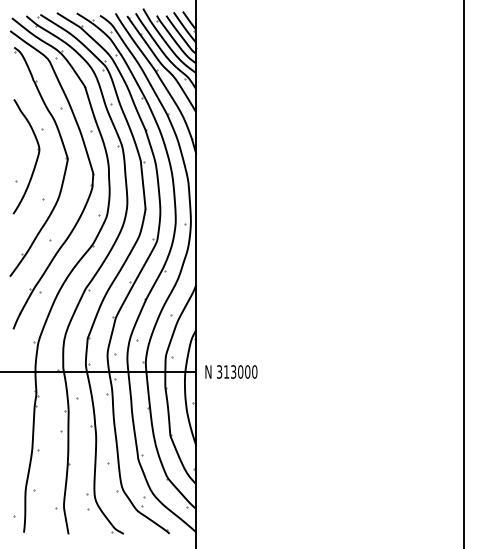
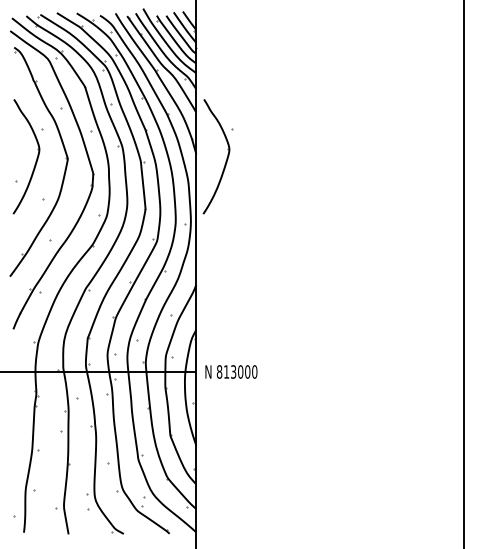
part: none -> present (226, 157)
text: 313000 -> 813000 (219, 371)
